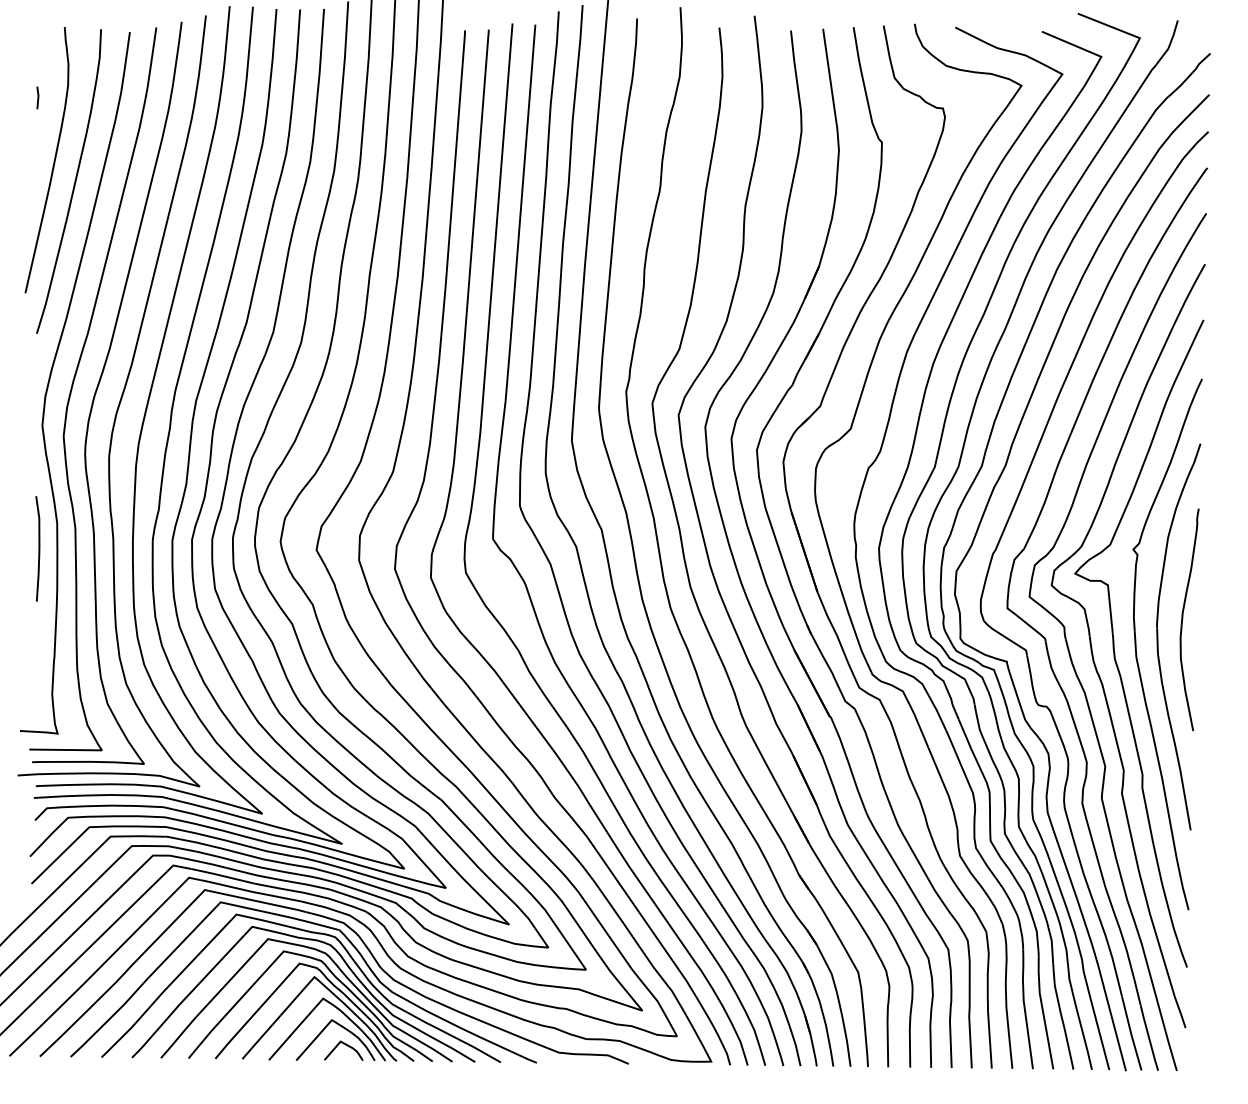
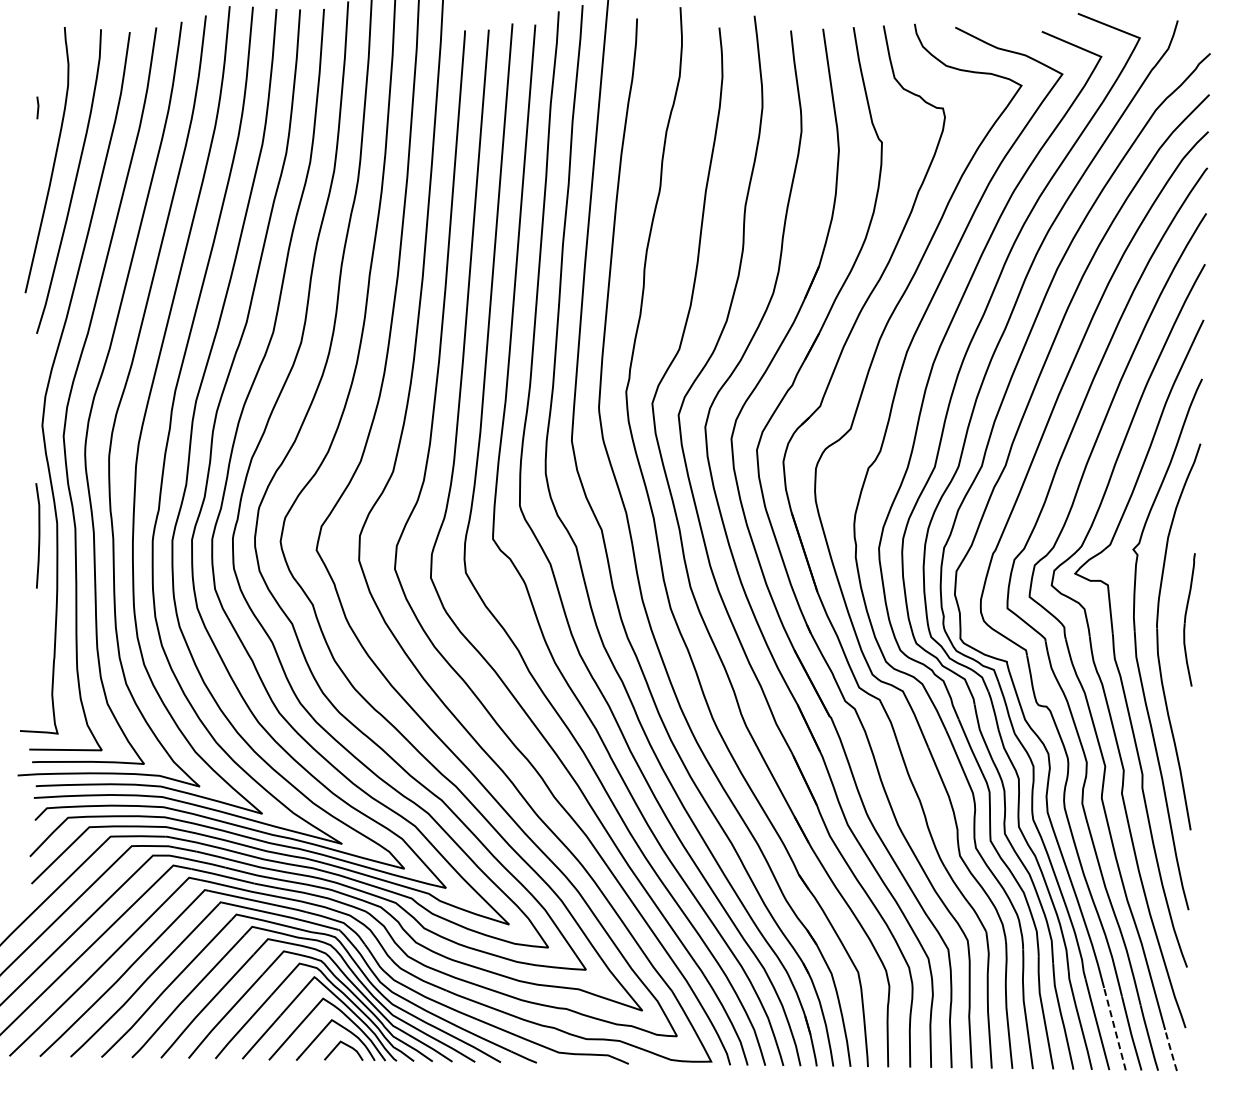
line position: (37, 97) -> (37, 107) (37, 107)
curve position: (38, 548) -> (38, 535) (38, 535)
part size: 21x224 px -> 13x134 px (1189, 619)
line: solid -> dashed (1114, 1029)
line: solid -> dashed (1170, 1050)
